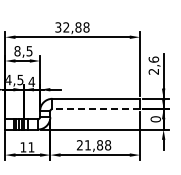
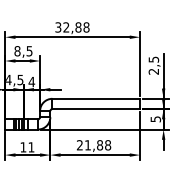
text: 2,6 -> 2,5 (153, 59)
line: dashed -> solid (96, 109)
text: 0 -> 5 (155, 119)
